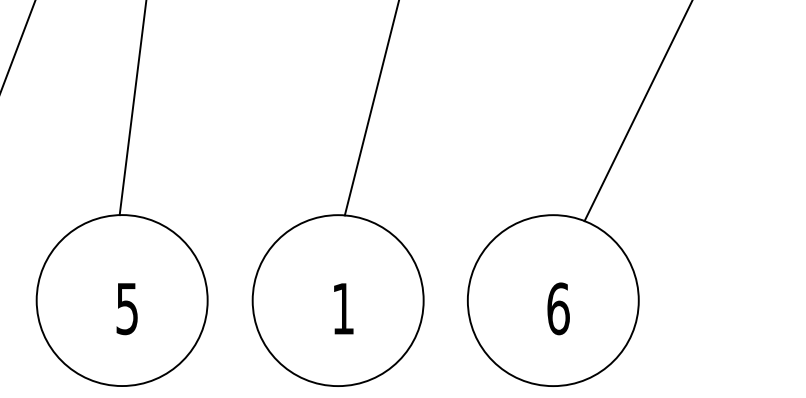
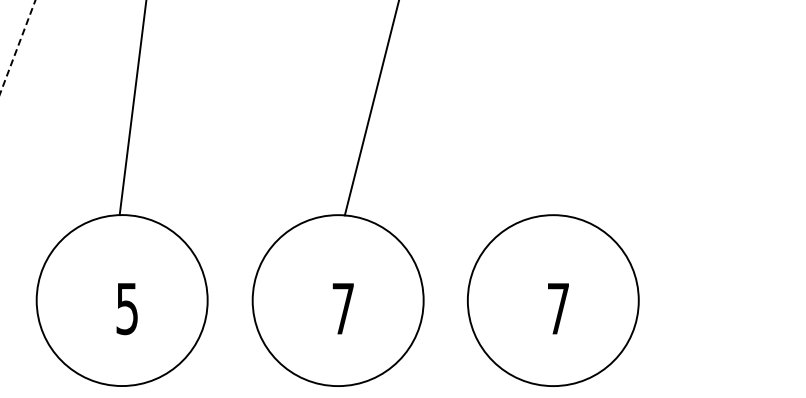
line: solid -> dashed (17, 46)
line: present -> none (637, 111)
text: 1 -> 7 (342, 308)
text: 6 -> 7 (558, 308)
